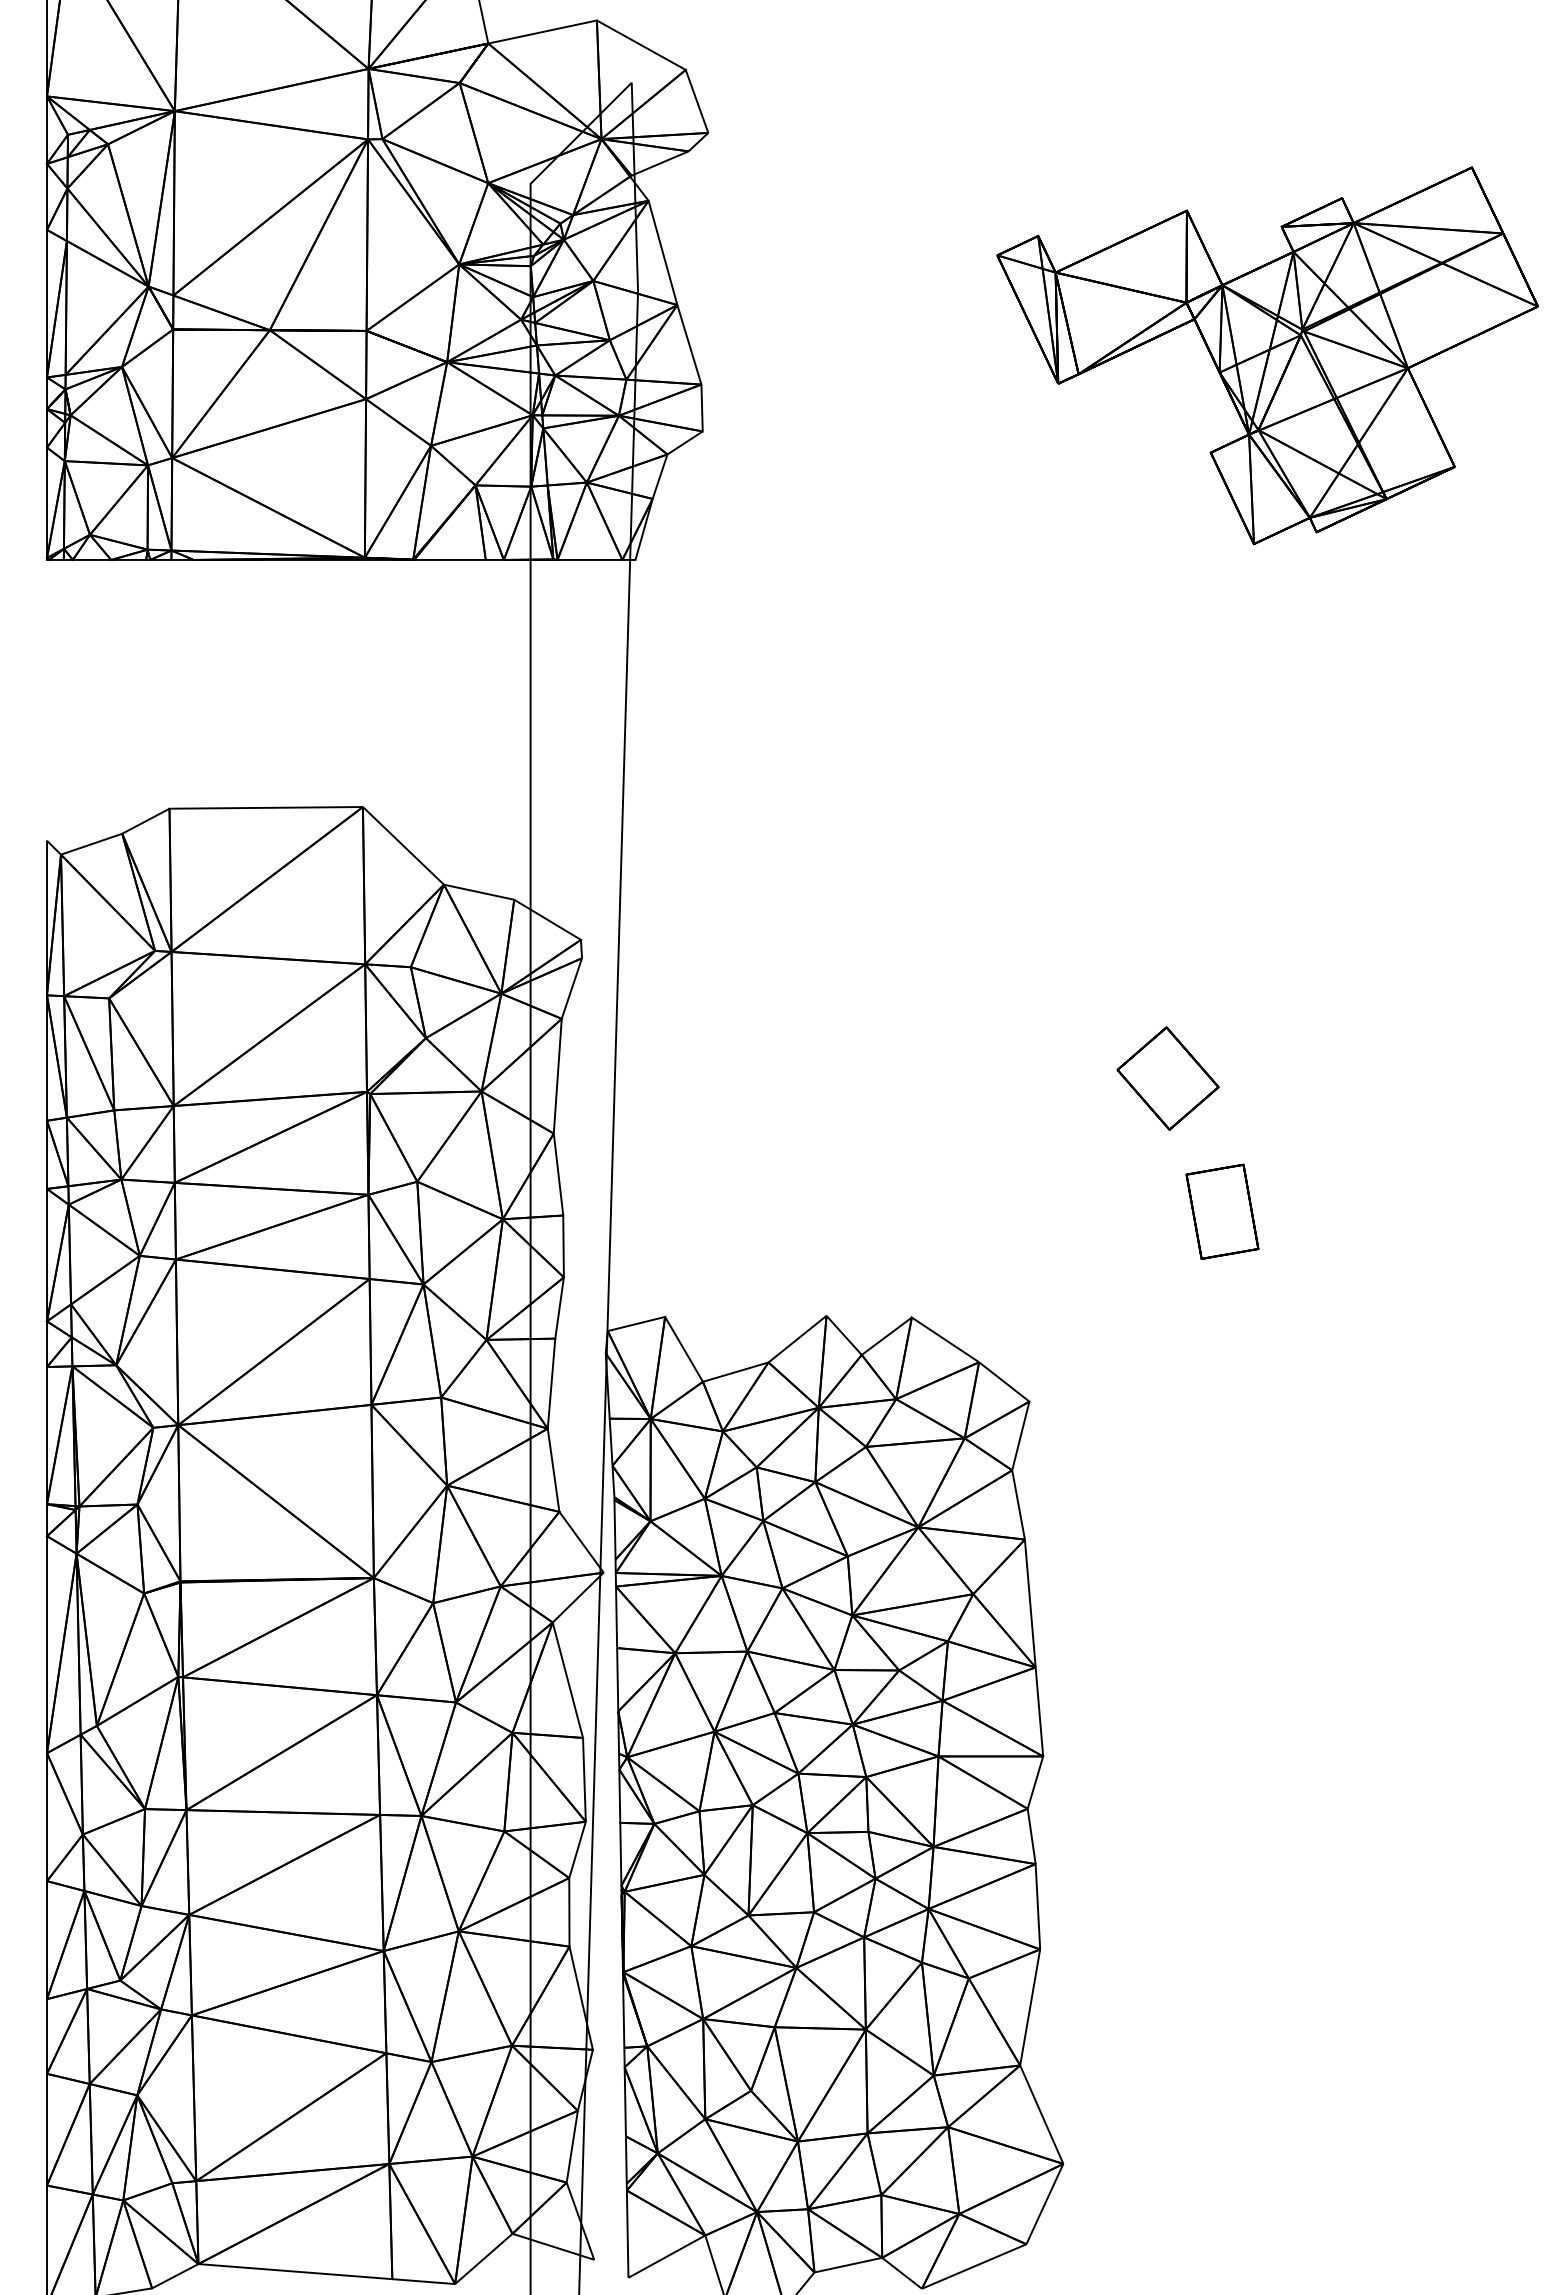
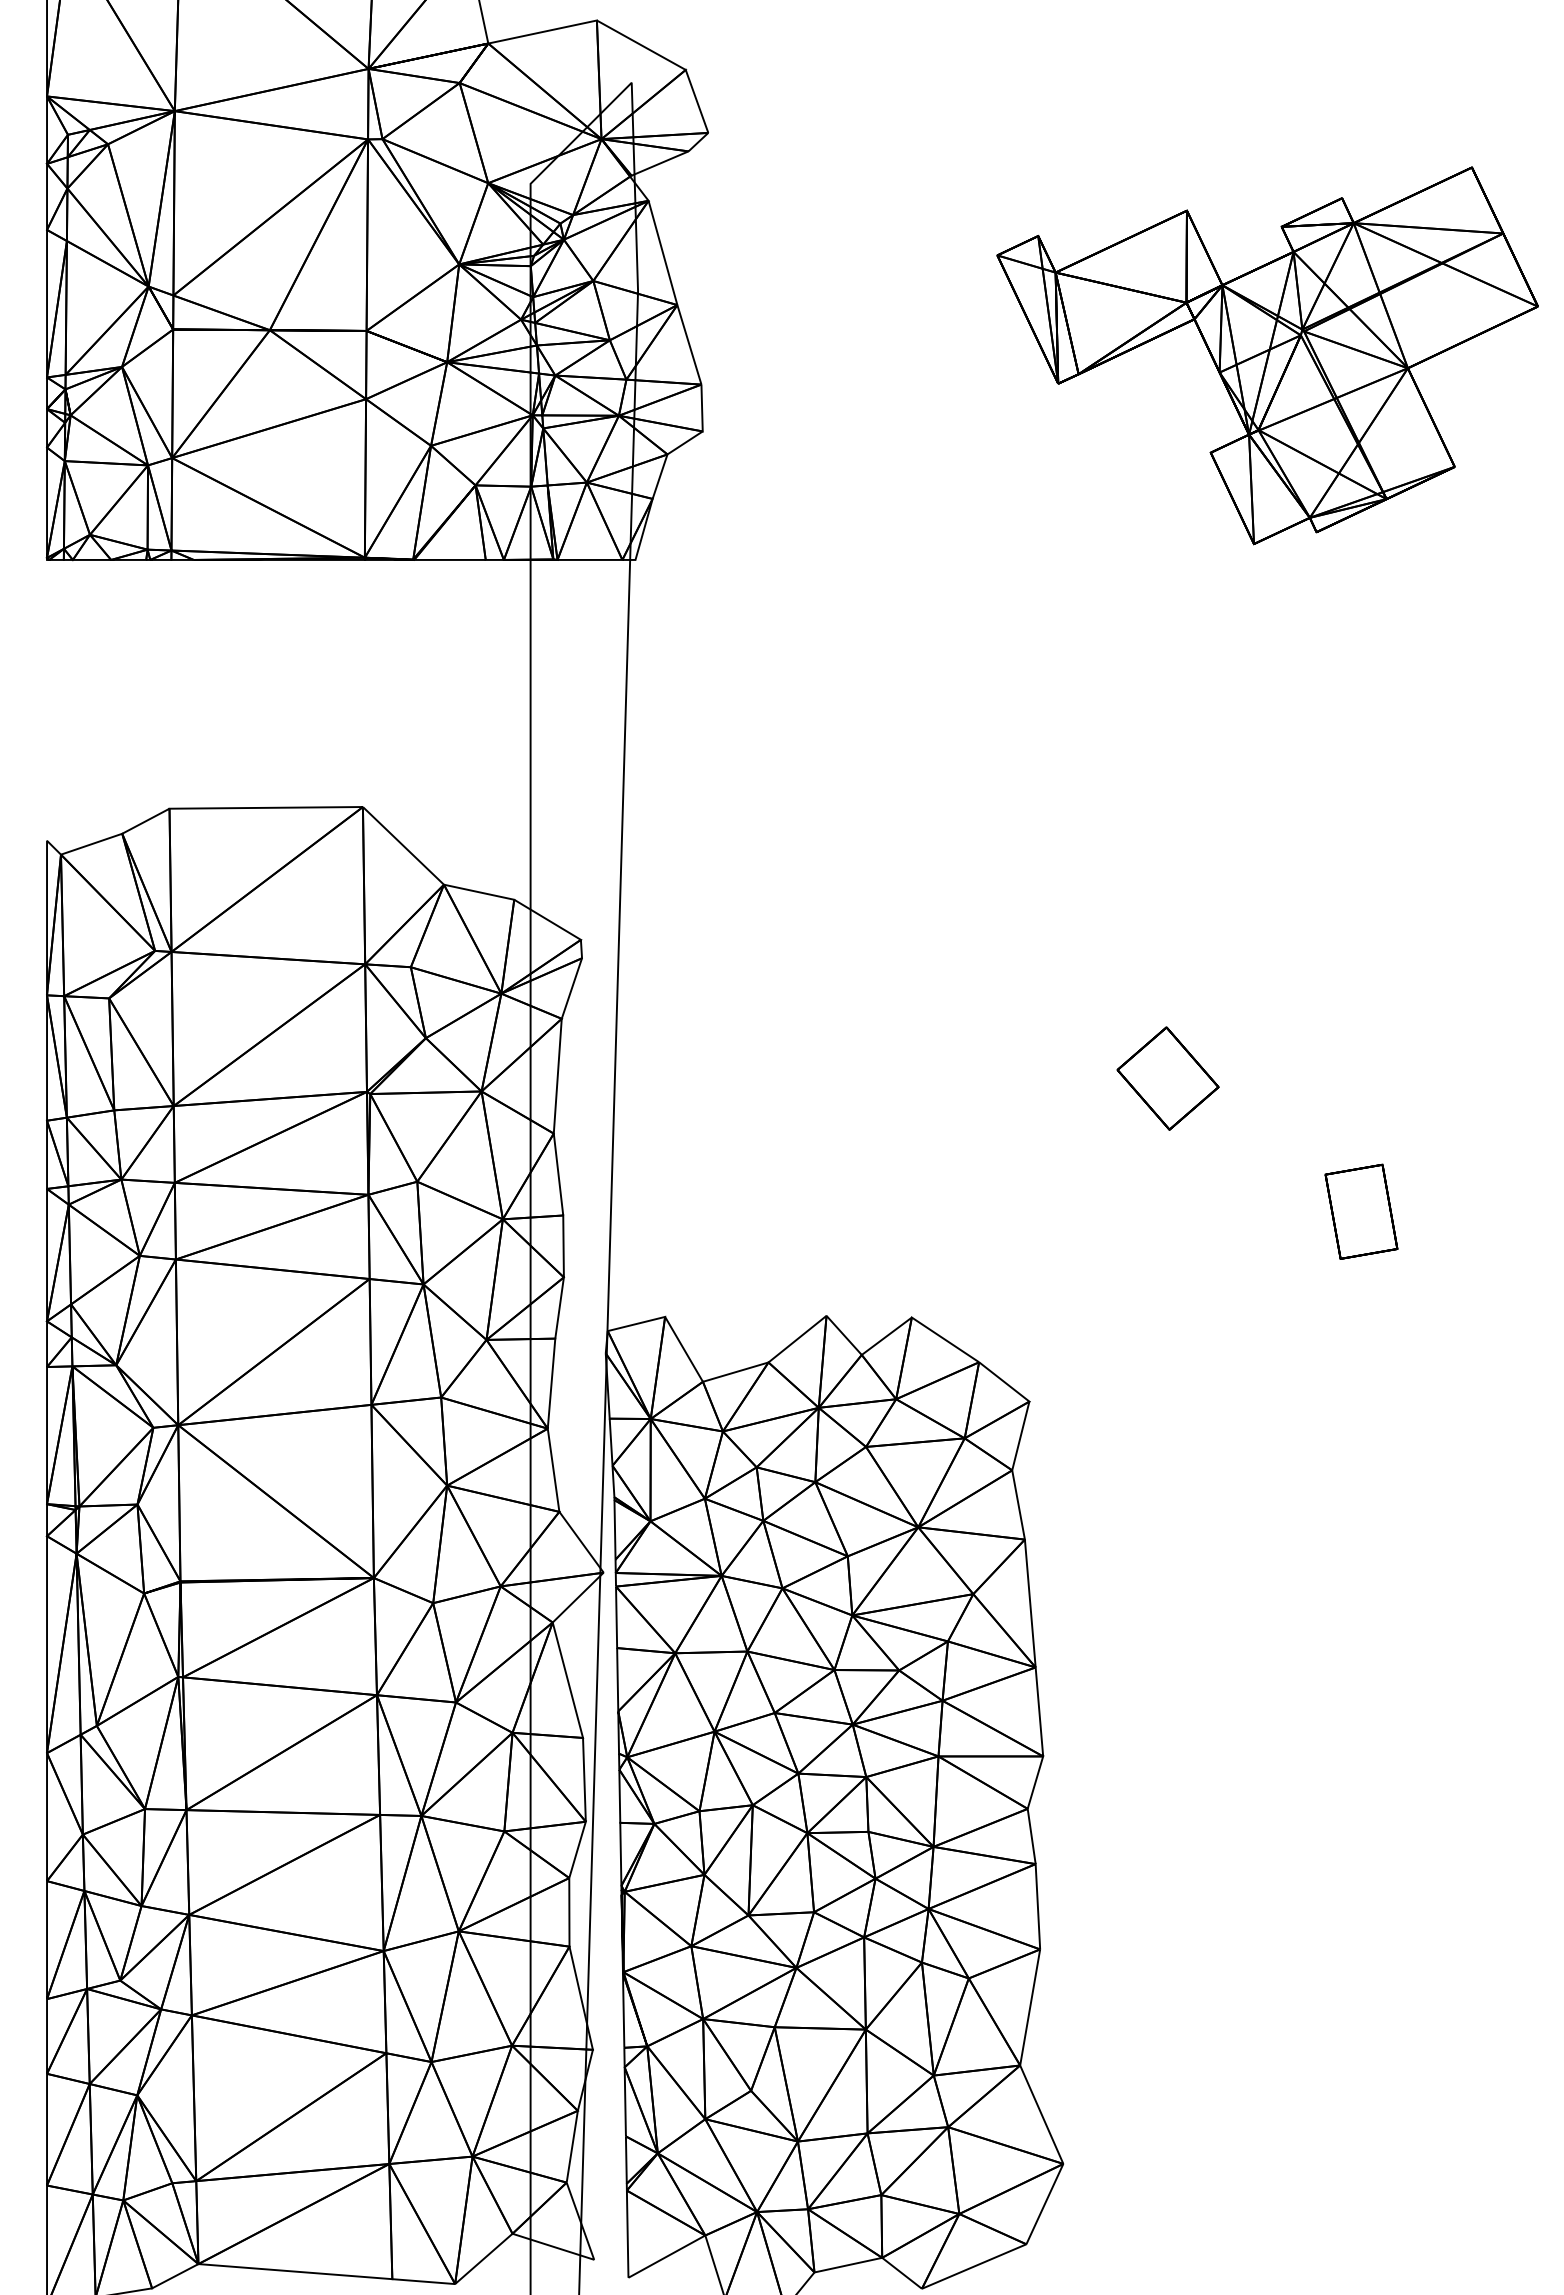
part position: (1222, 1211) -> (1361, 1211) (1361, 1211)
